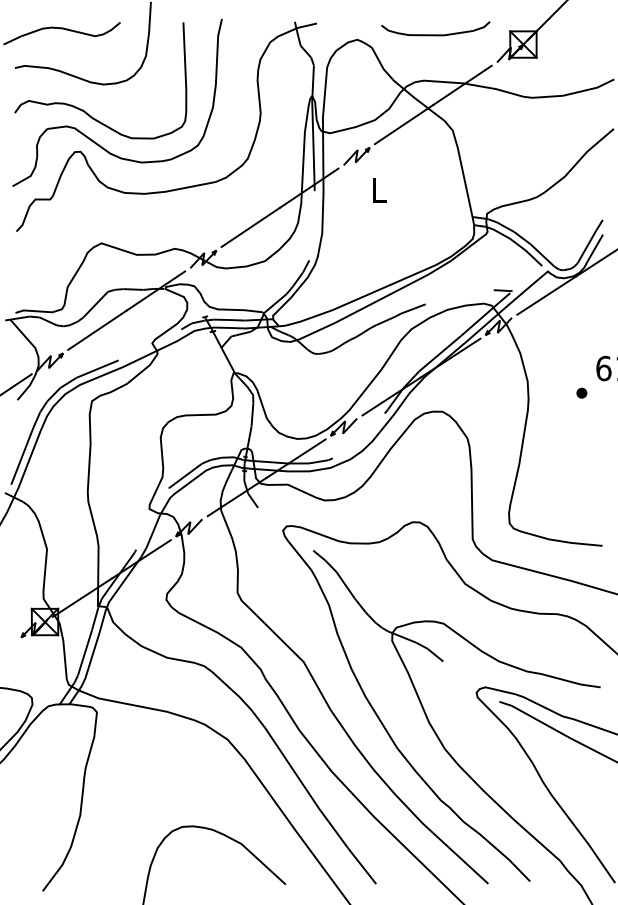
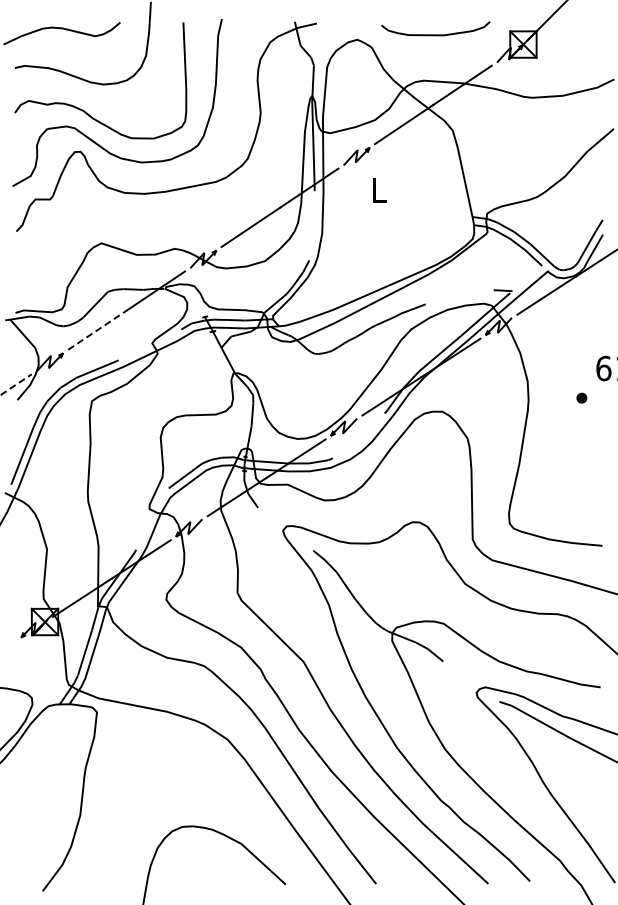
line: solid -> dashed (97, 329)
line: solid -> dashed (16, 384)
part position: (581, 392) -> (581, 397) (581, 397)
